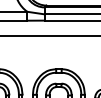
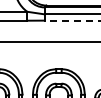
line: solid -> dashed (72, 20)
line position: (49, 35) -> (49, 41) (49, 41)
